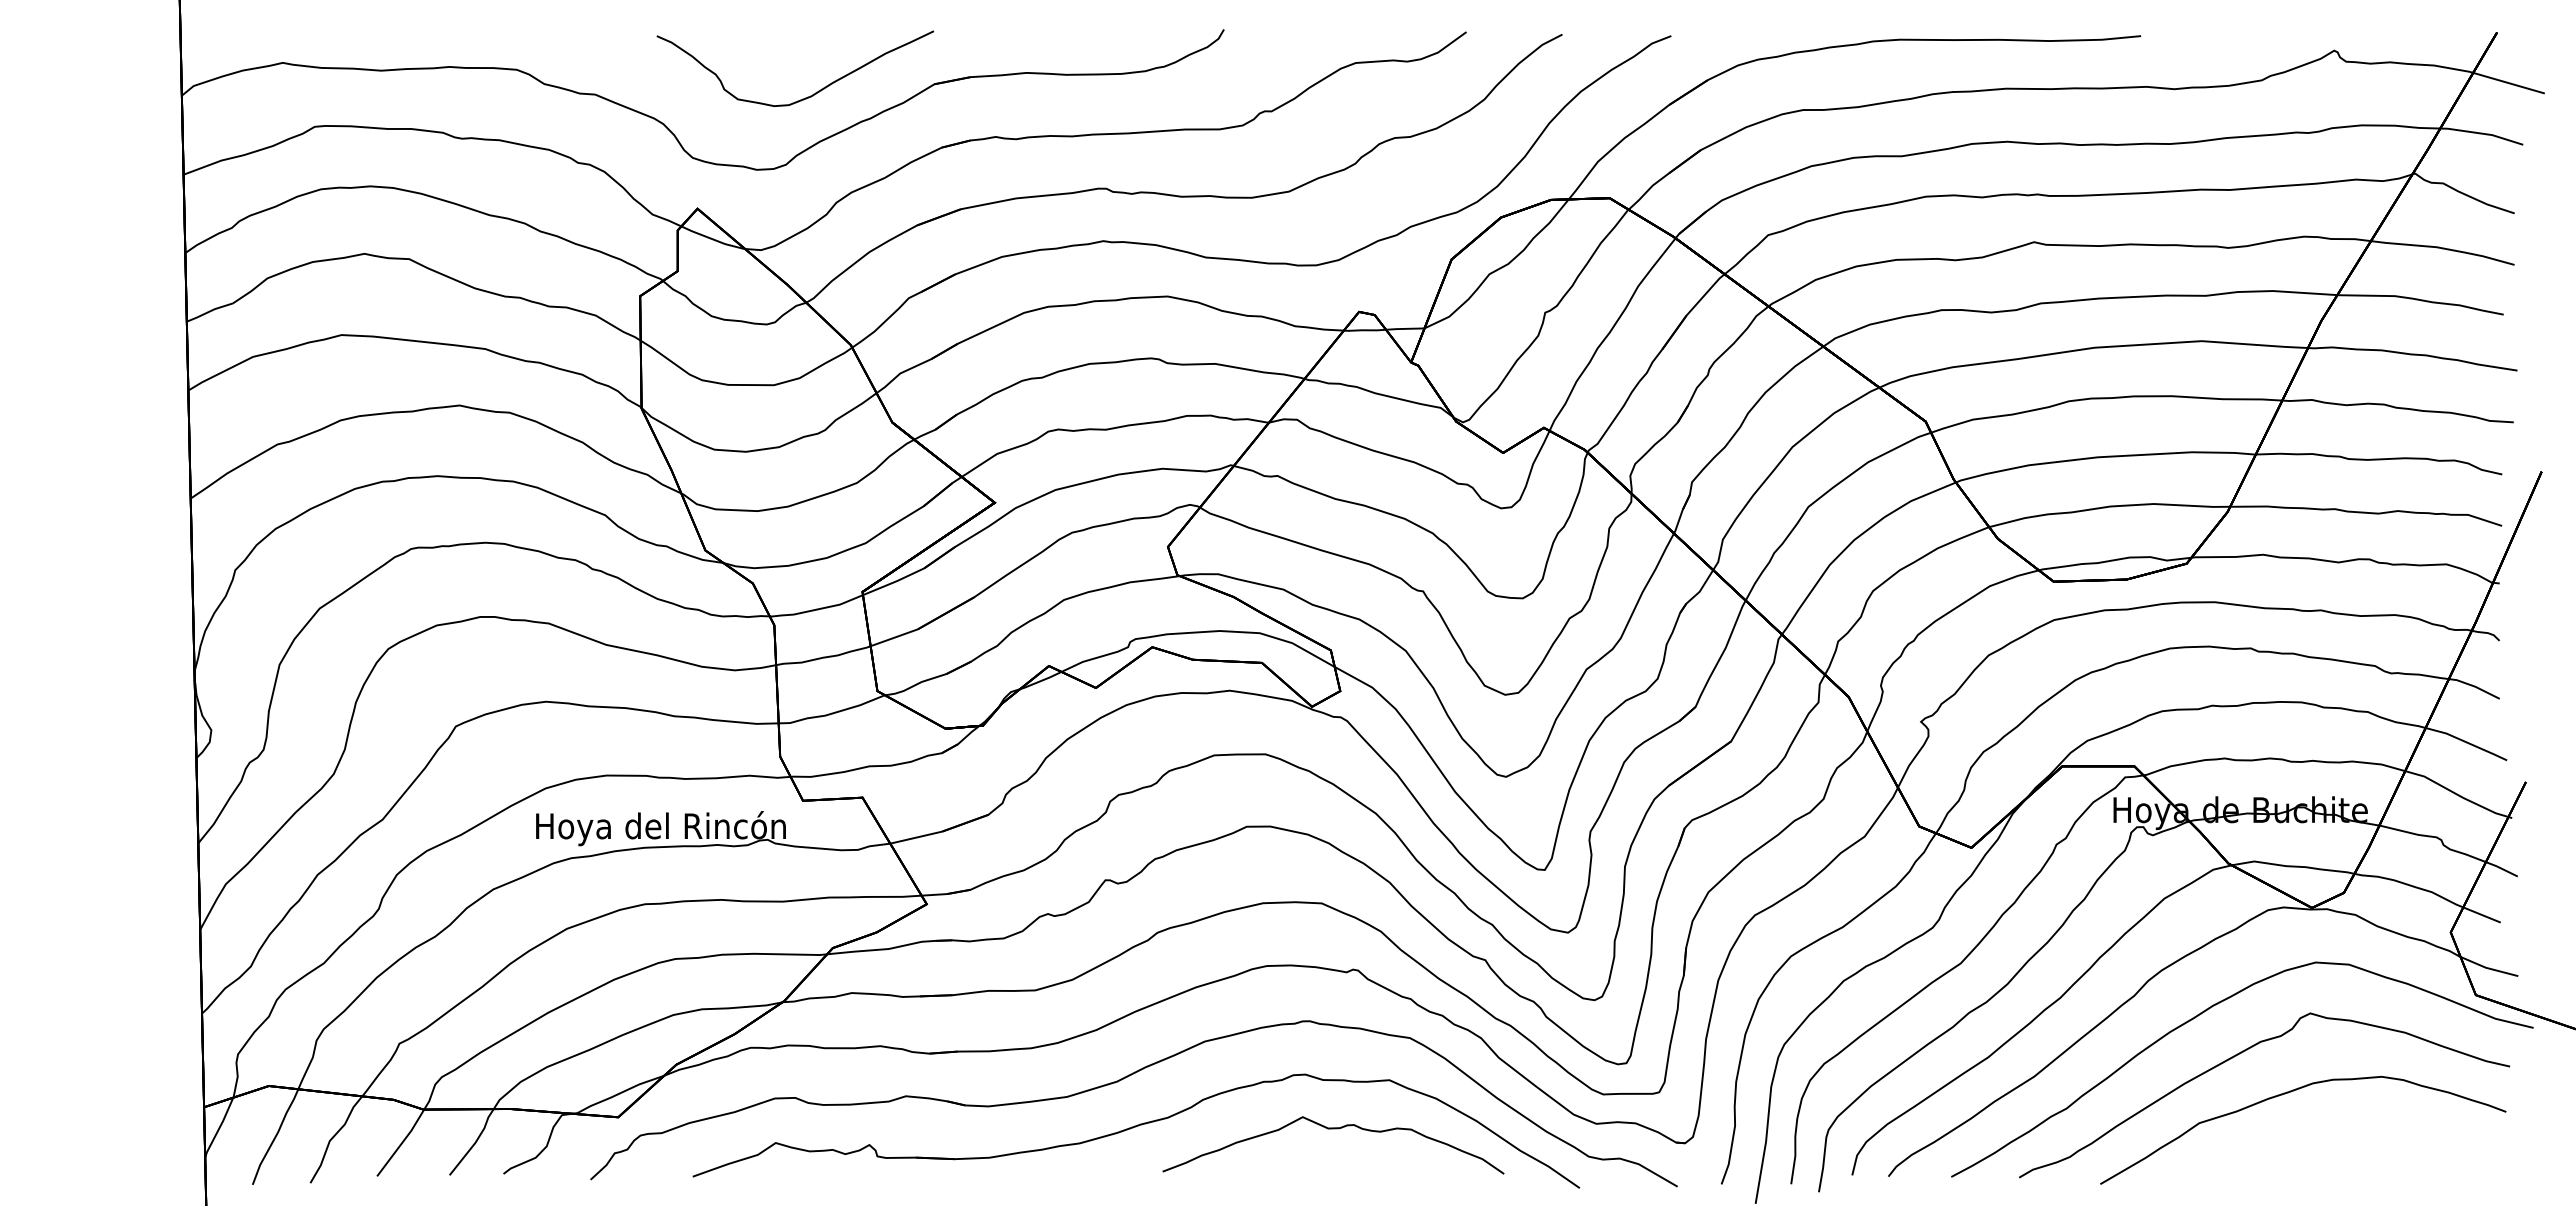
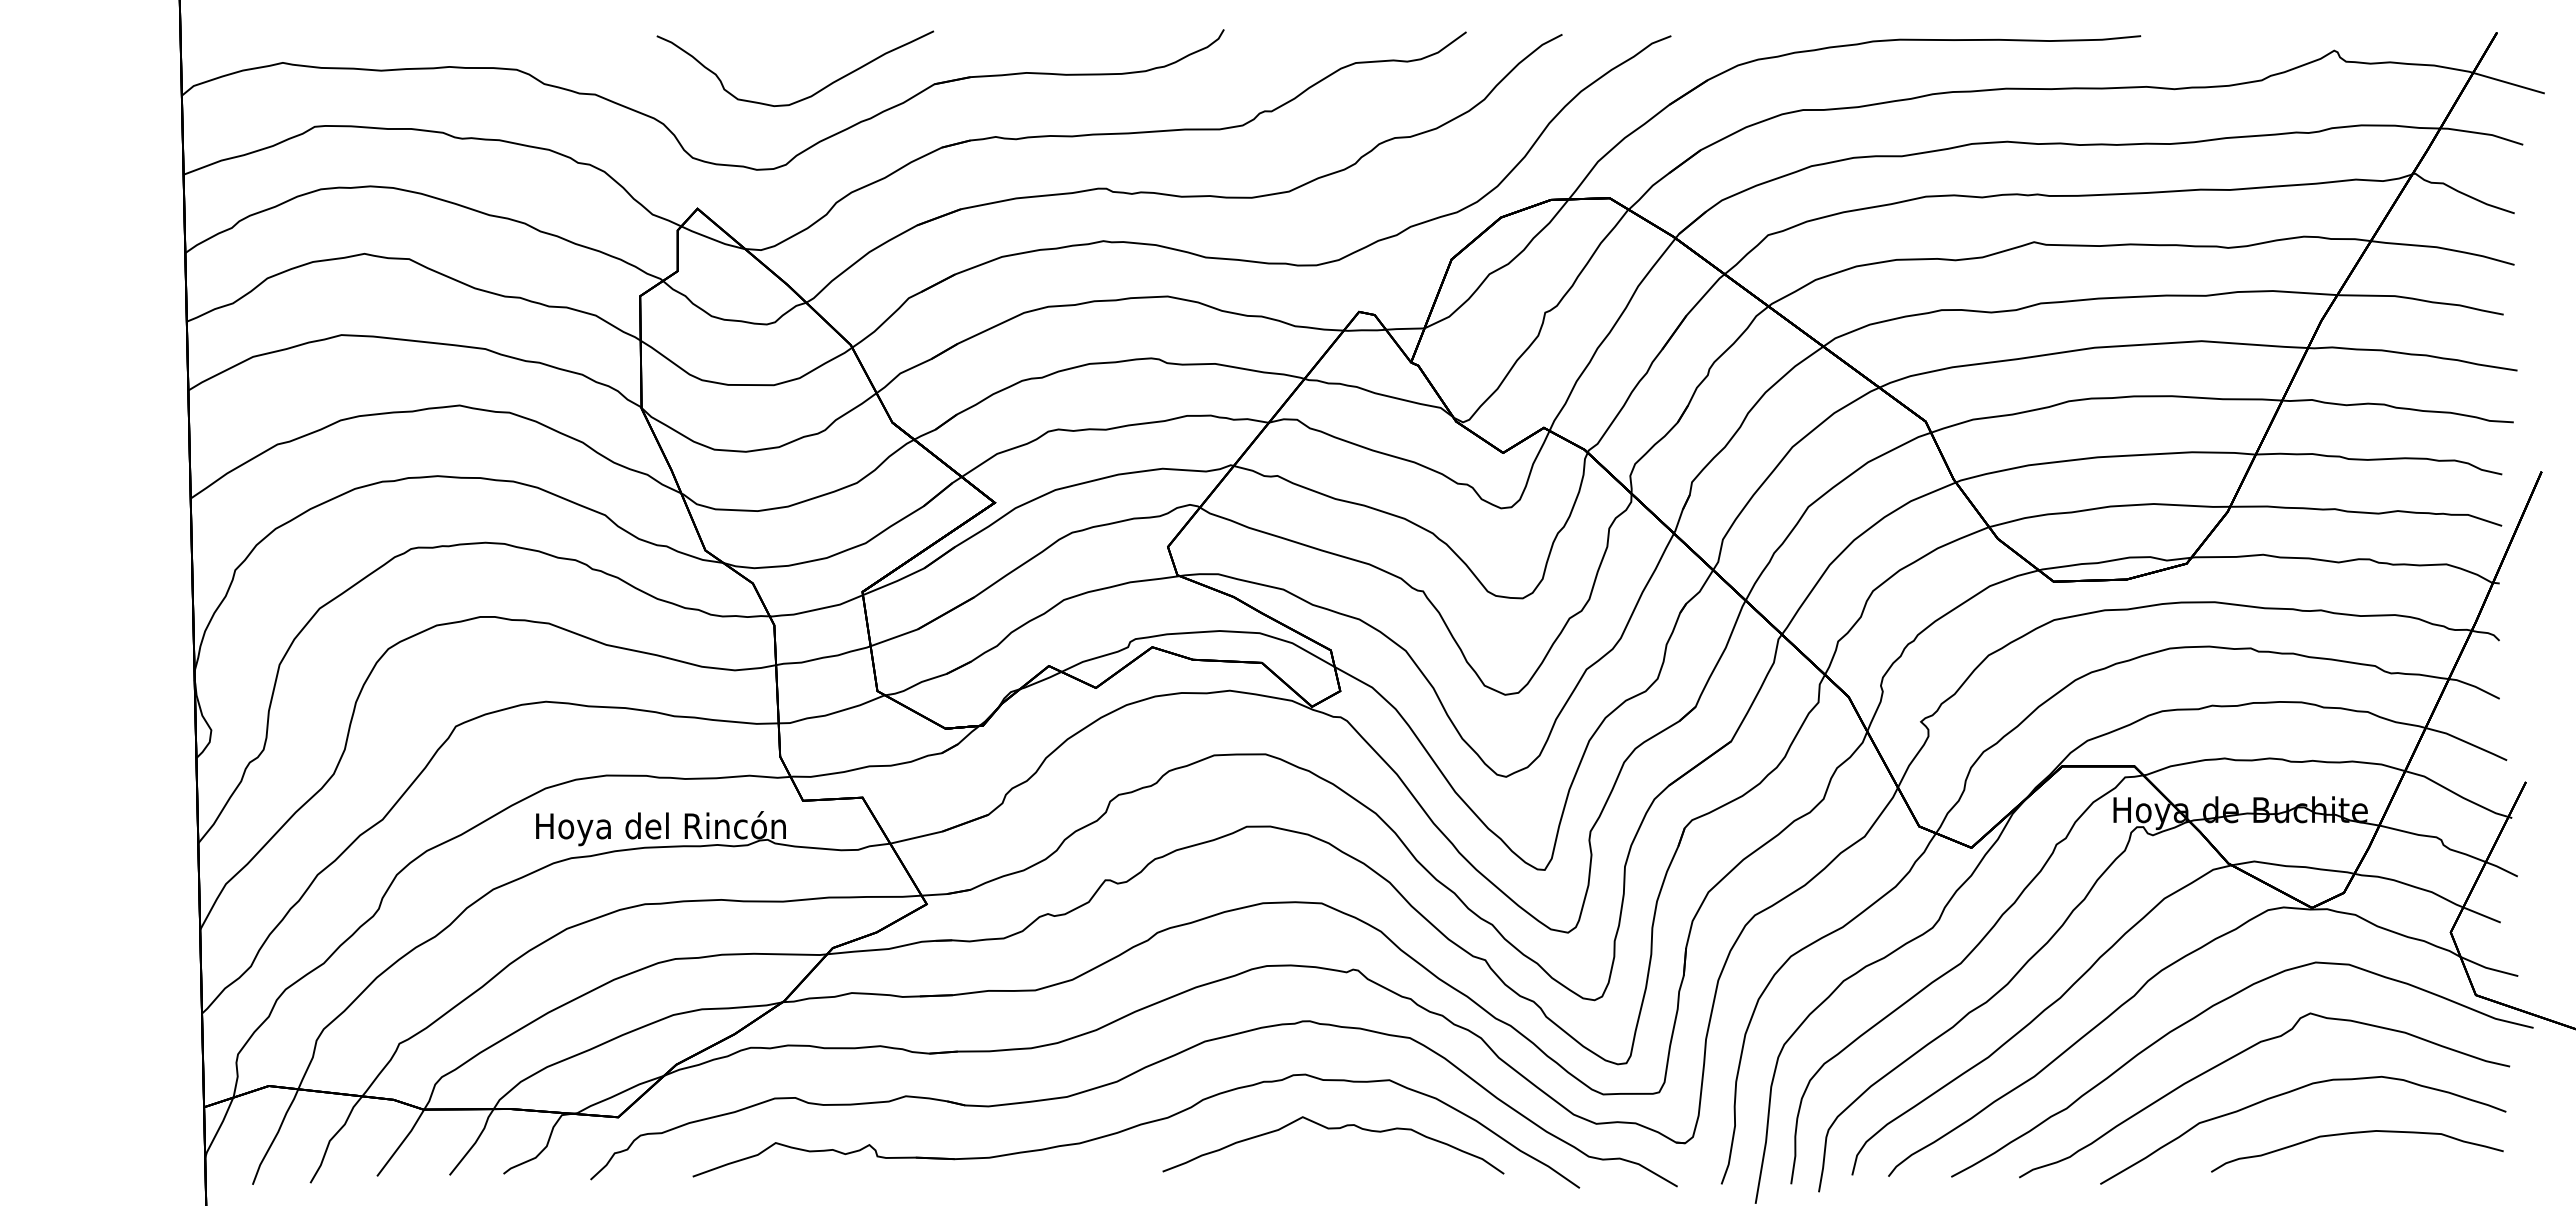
curve: none -> present (2357, 1133)
